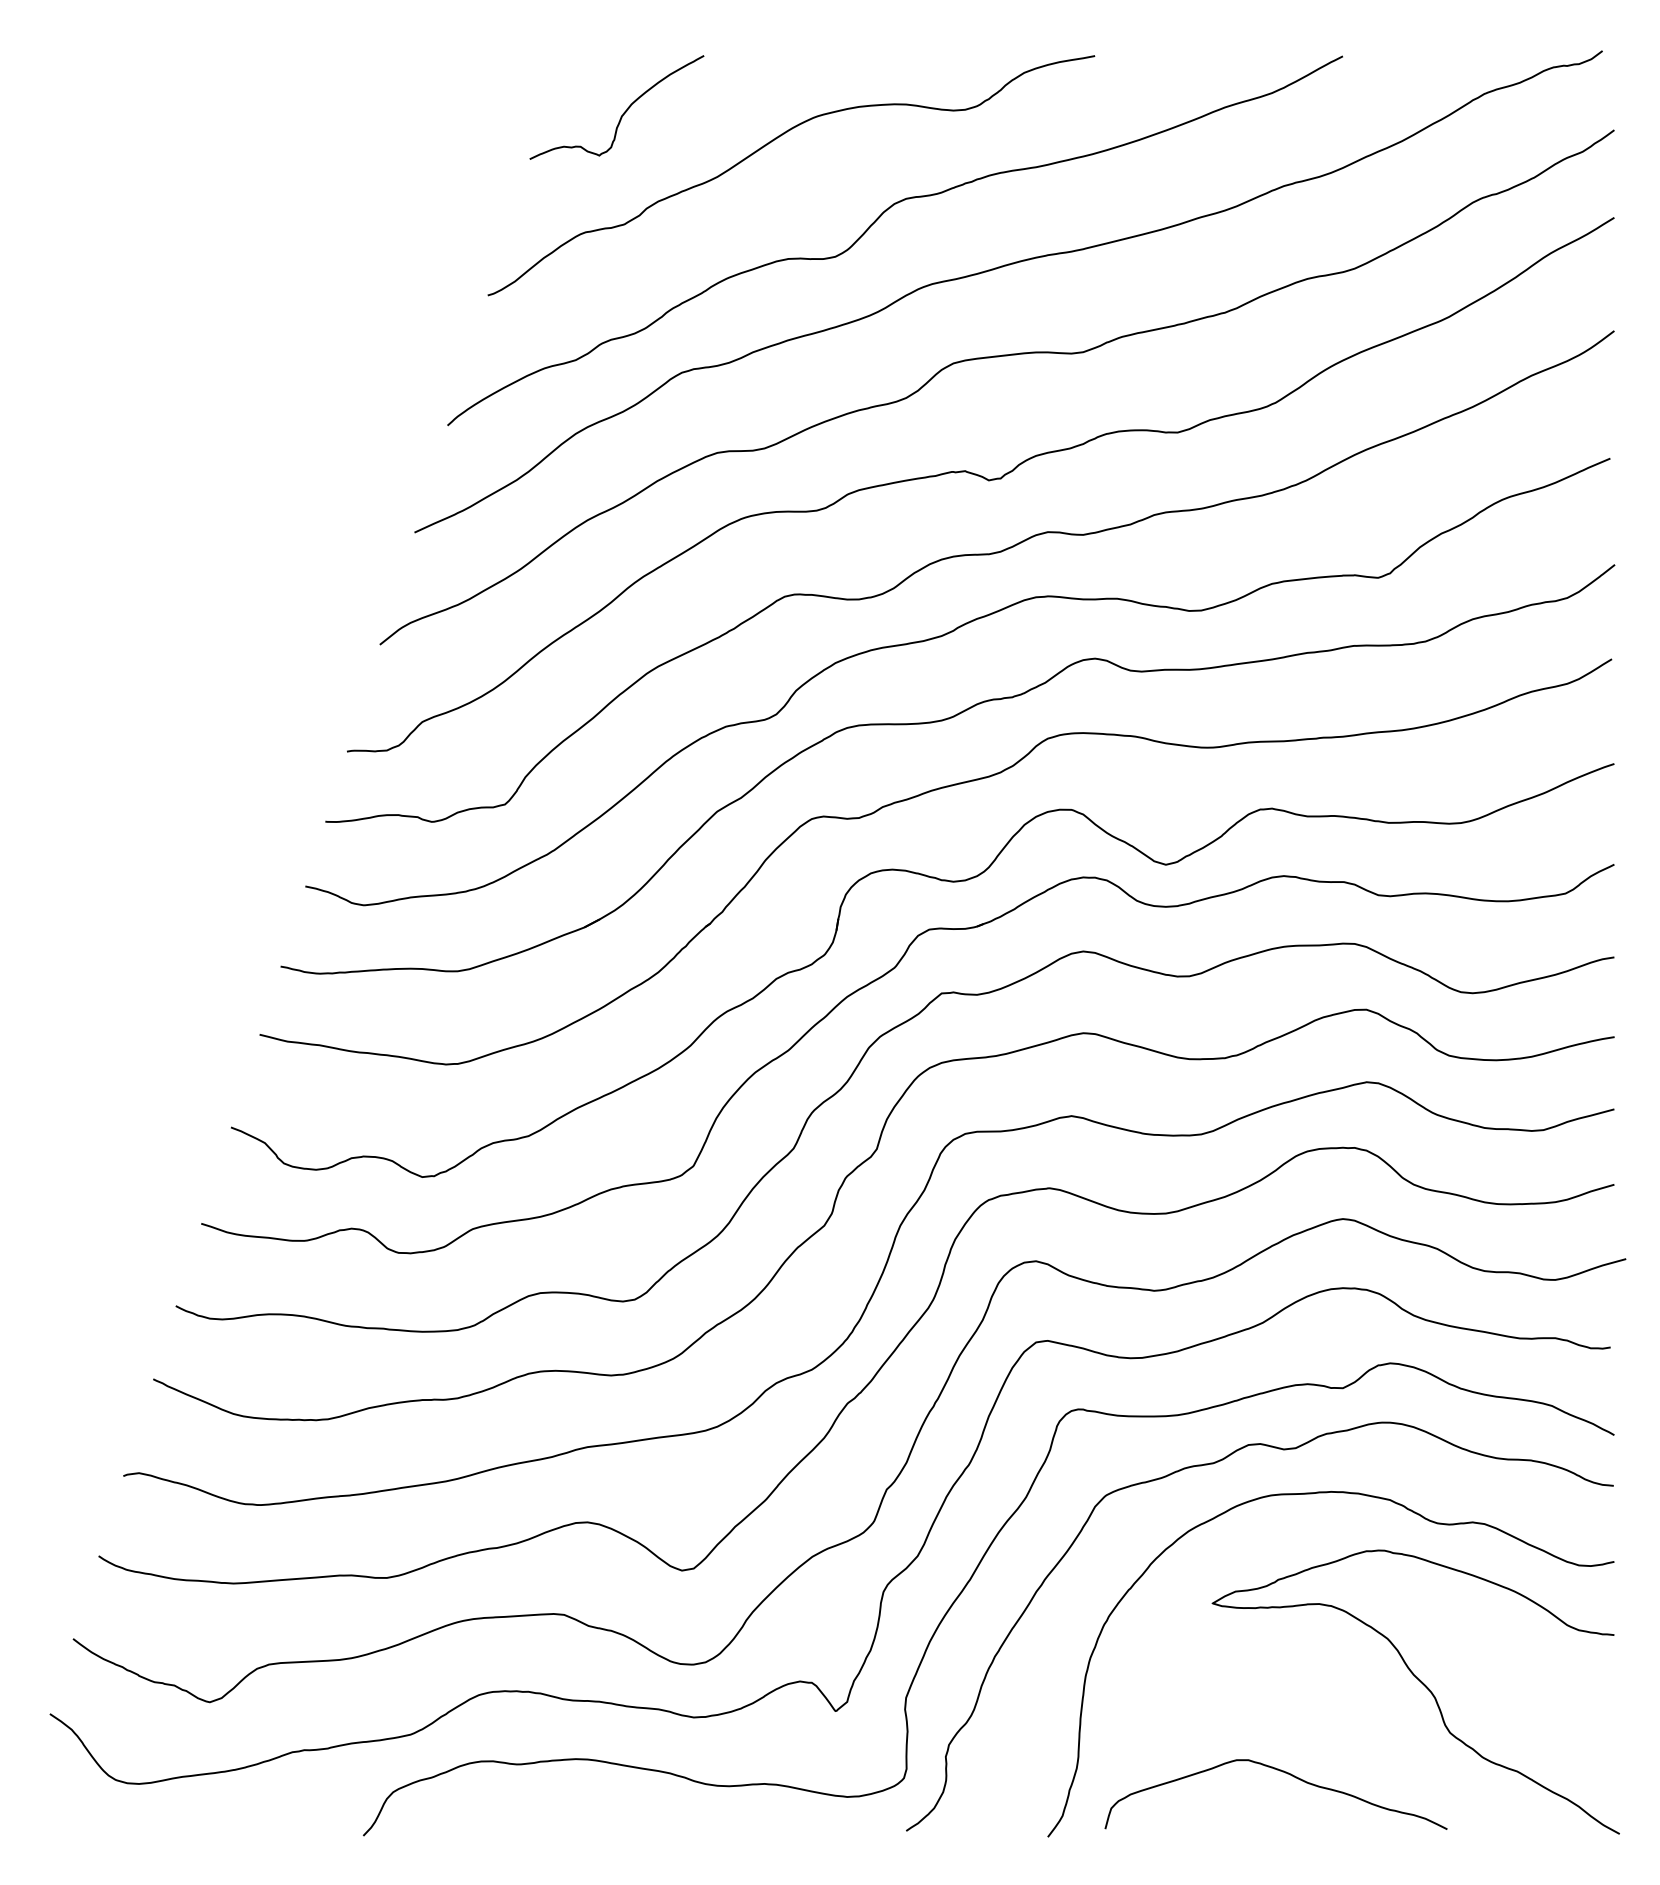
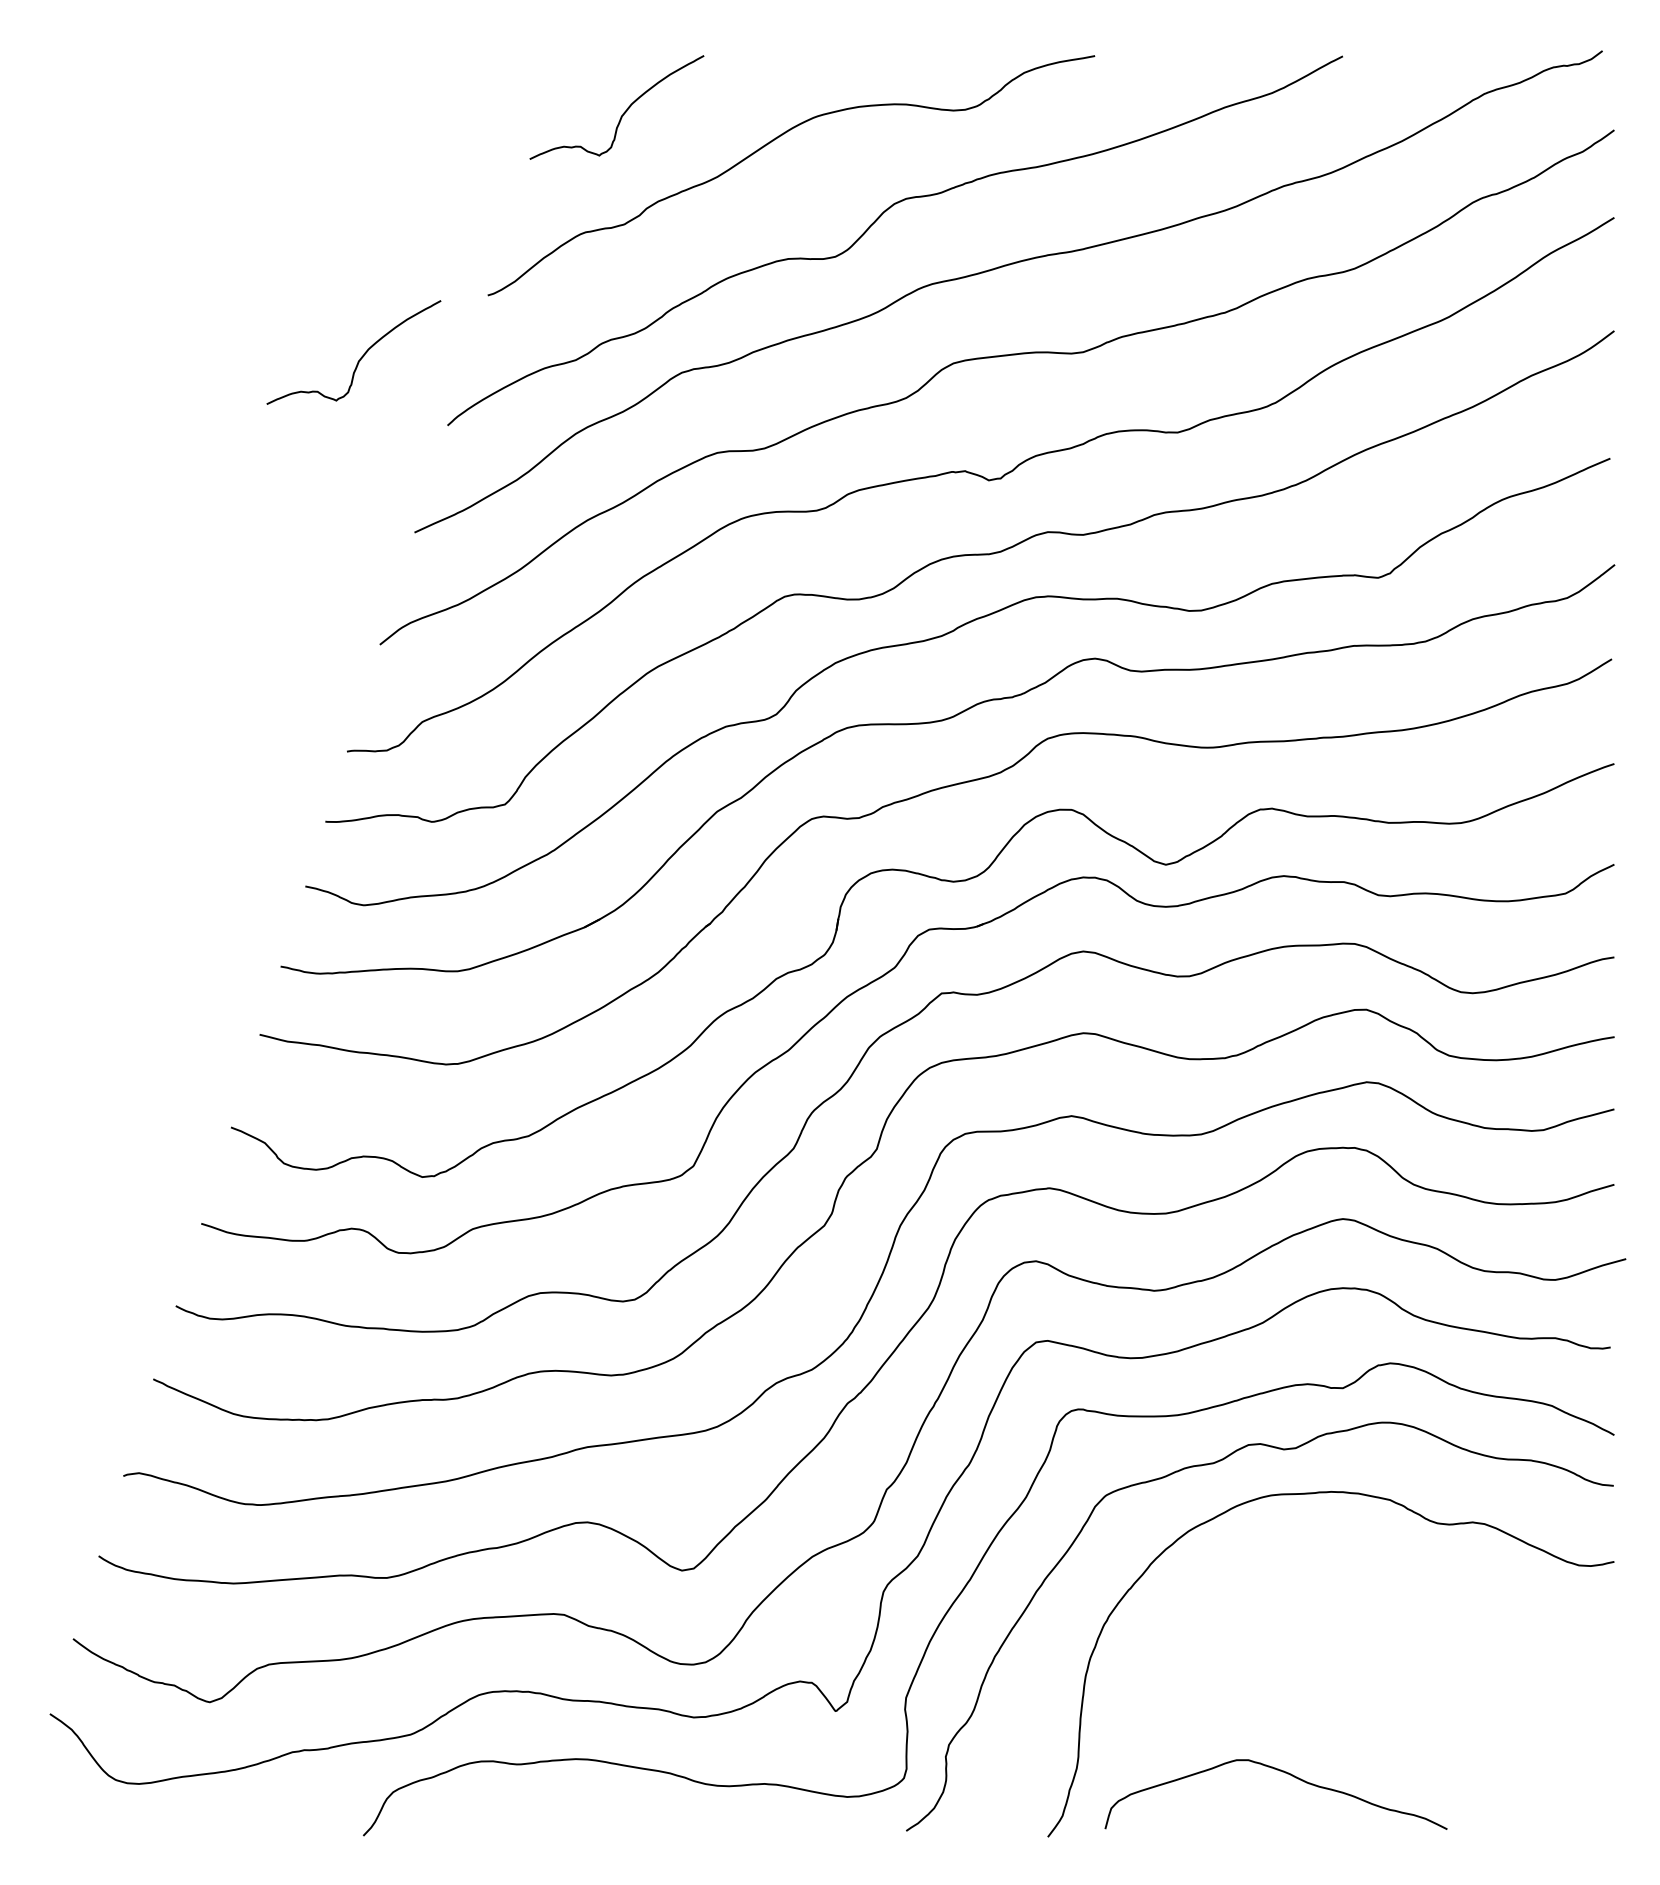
curve: none -> present (360, 357)
curve: present -> none (1422, 1684)
